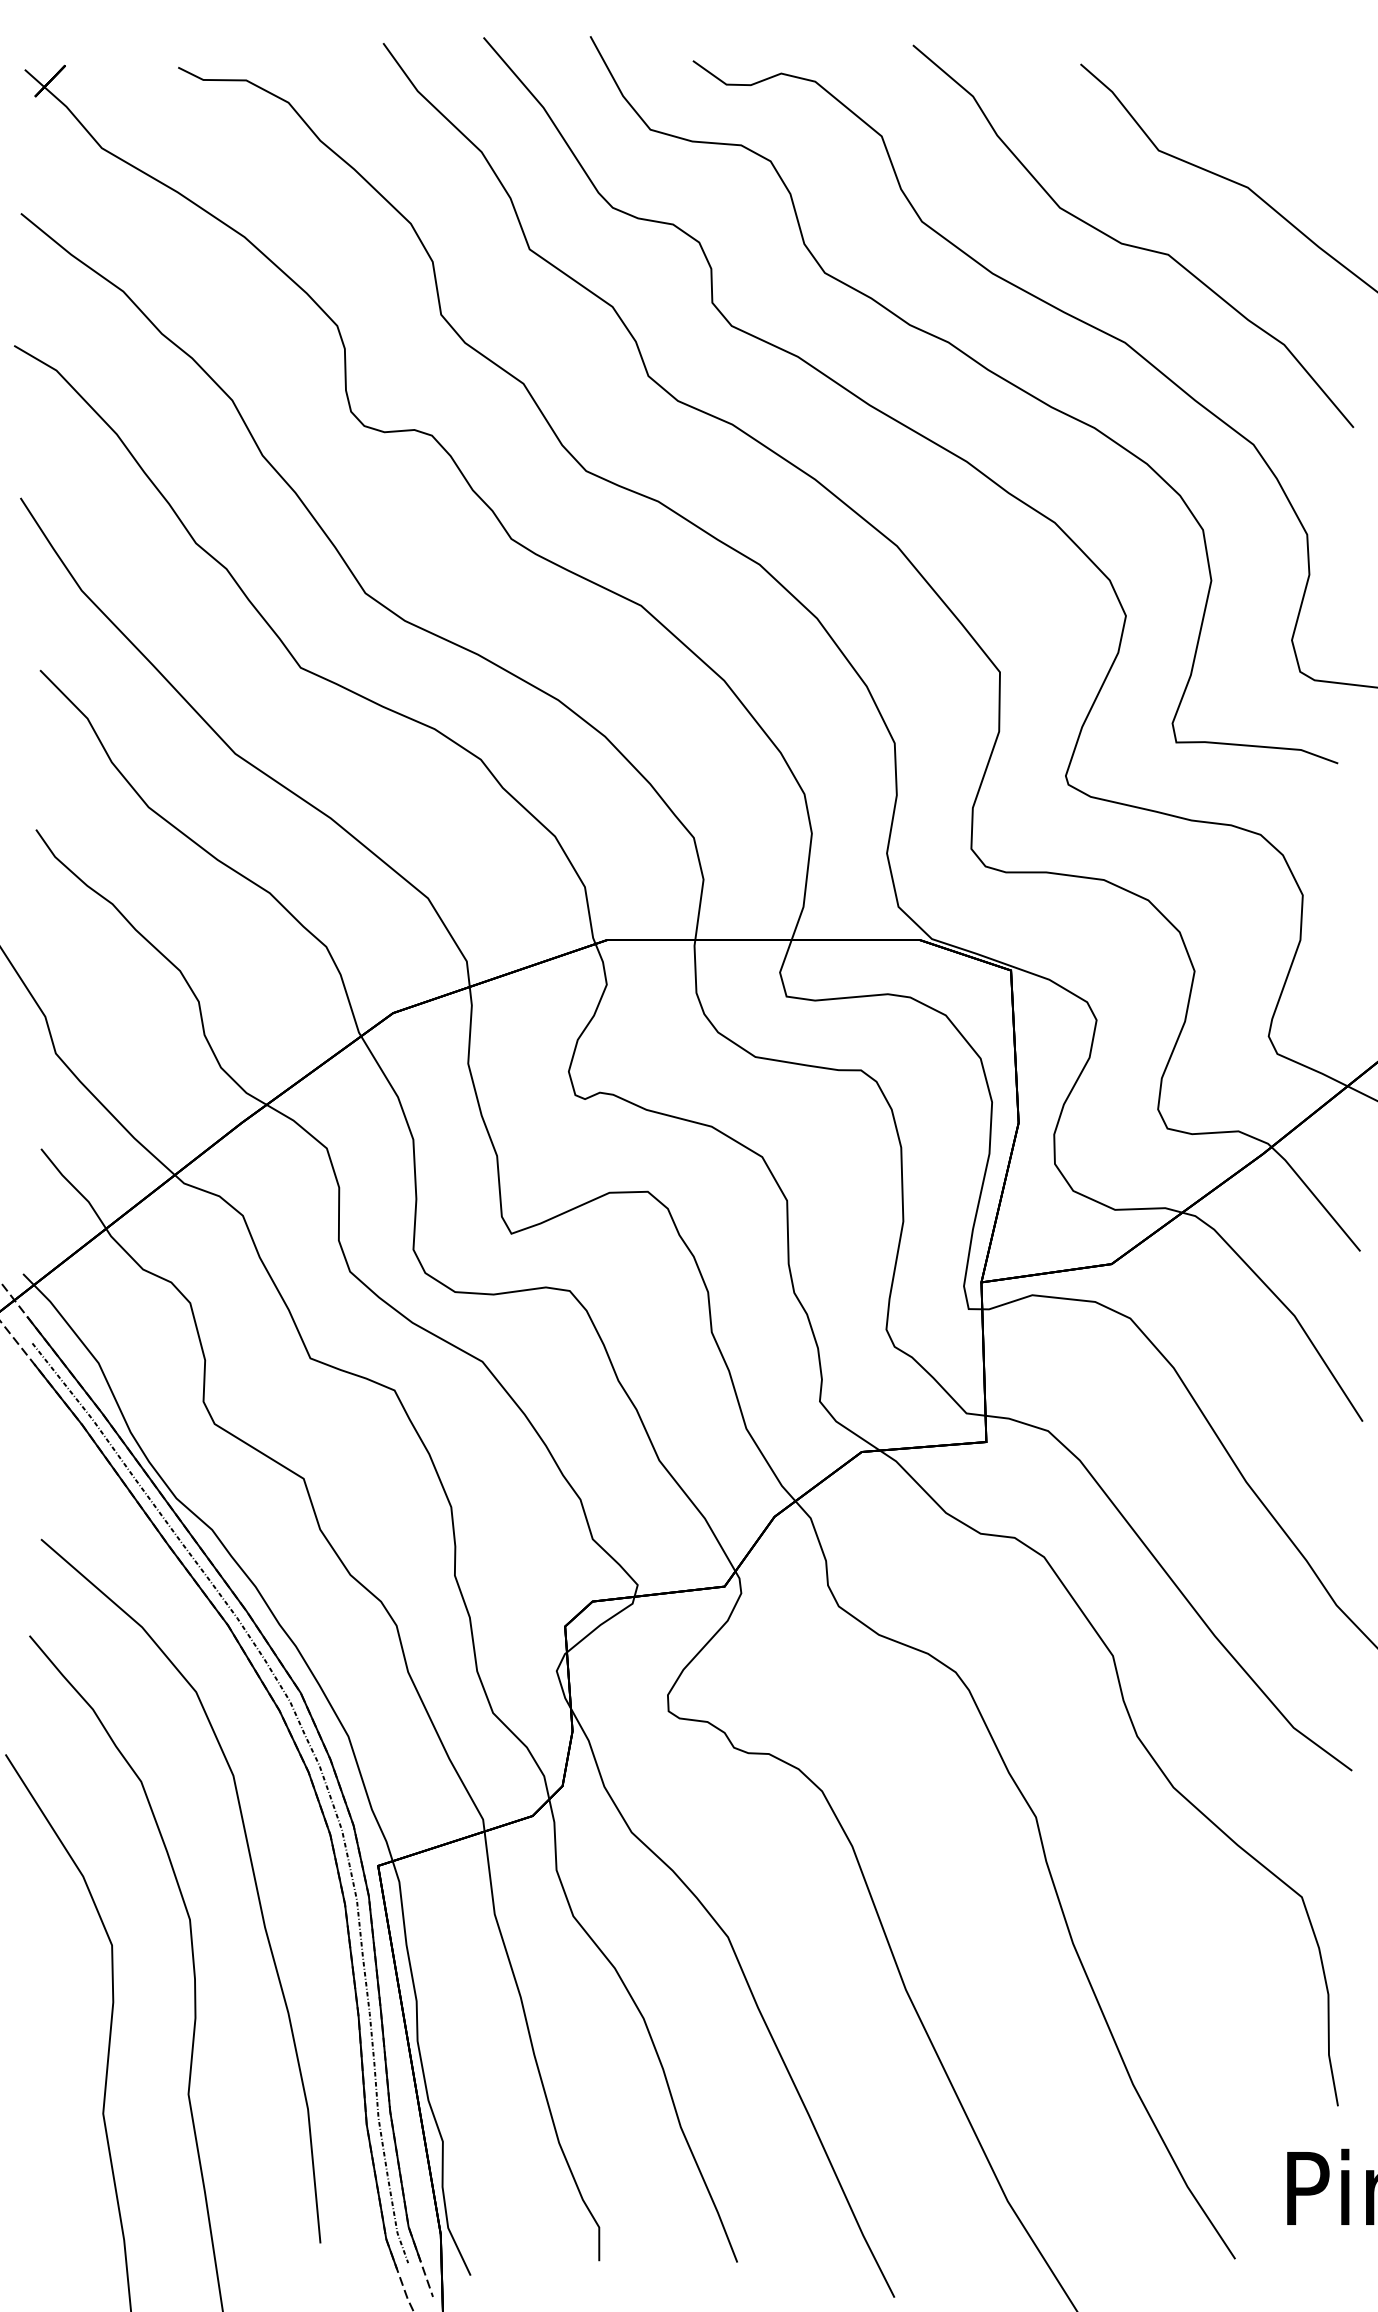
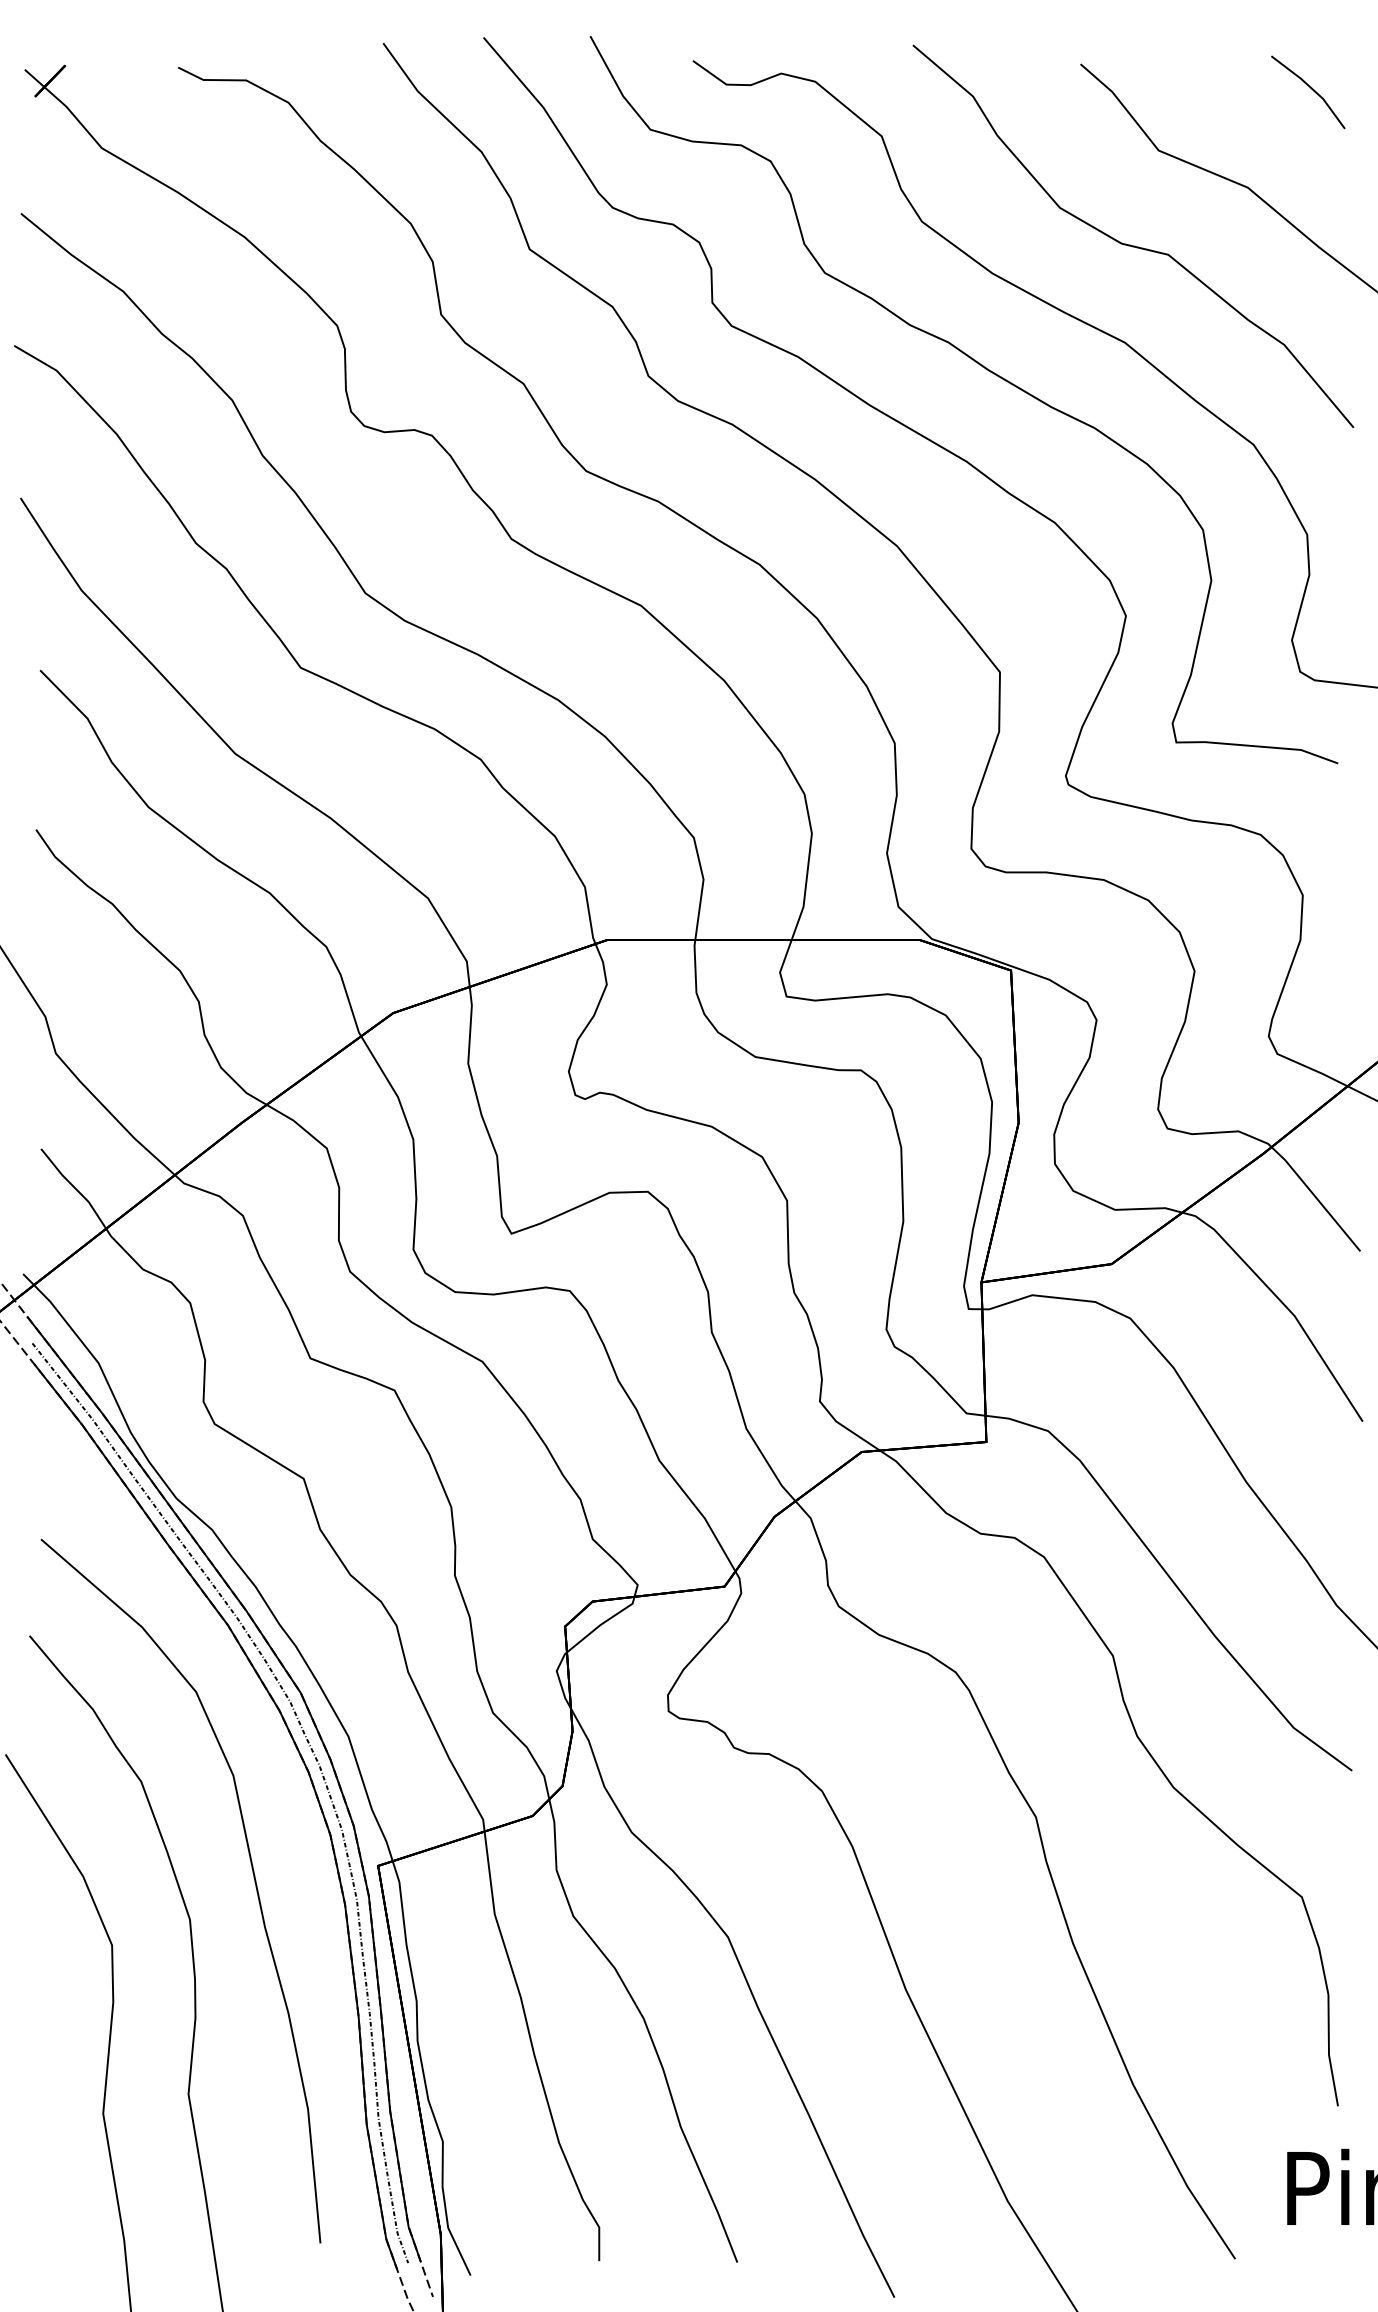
line: none -> present (1311, 89)
